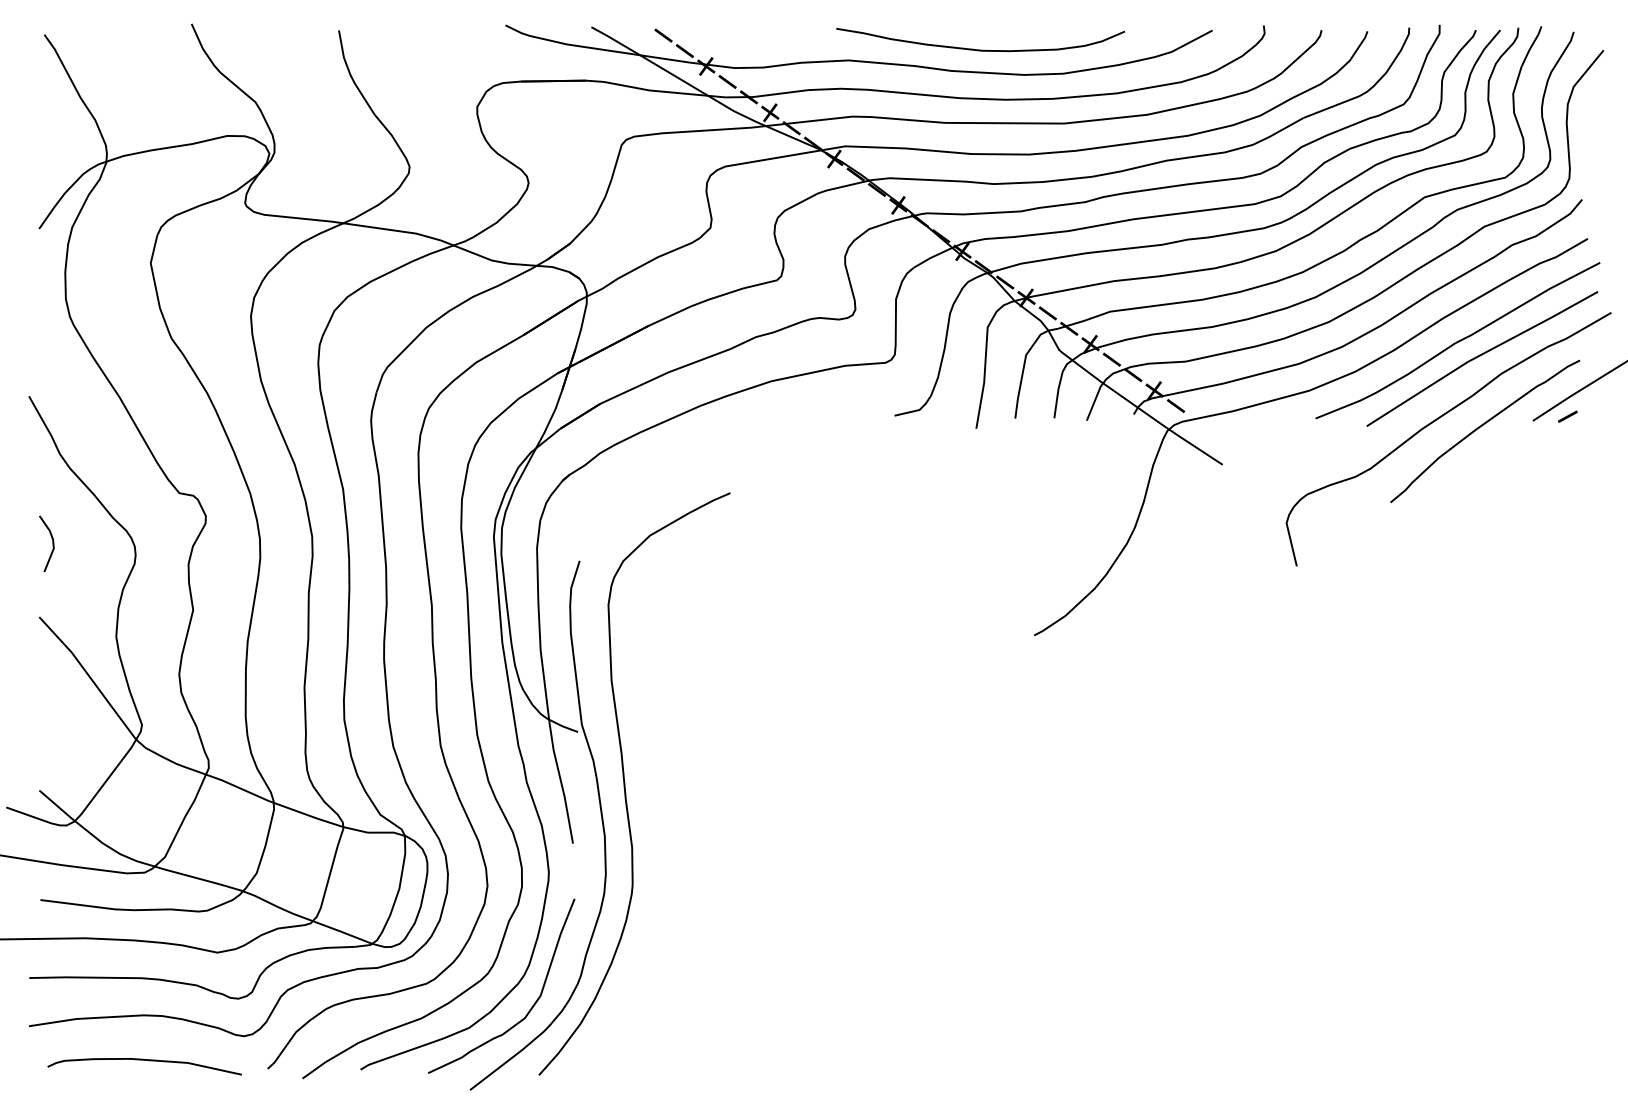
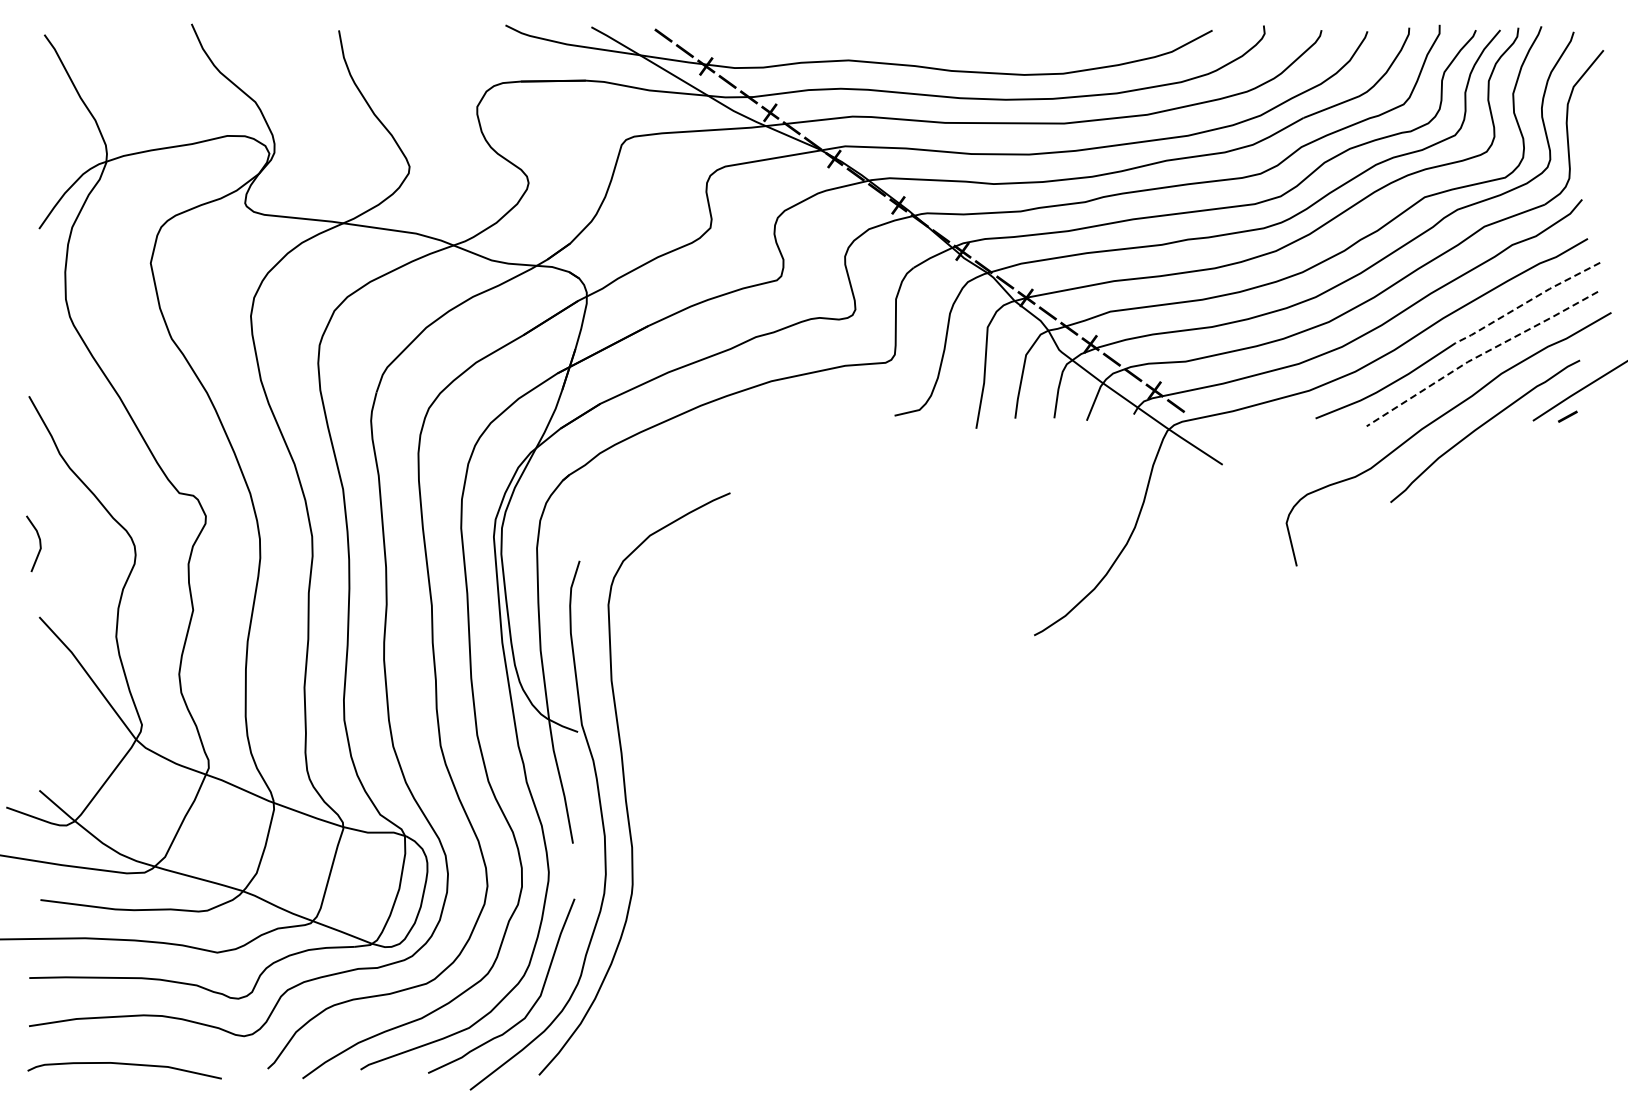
curve: present -> none (980, 49)
line: solid -> dashed (1526, 302)
line: solid -> dashed (1480, 355)
line position: (52, 543) -> (39, 543) (39, 543)
curve position: (144, 1060) -> (124, 1064) (124, 1064)
